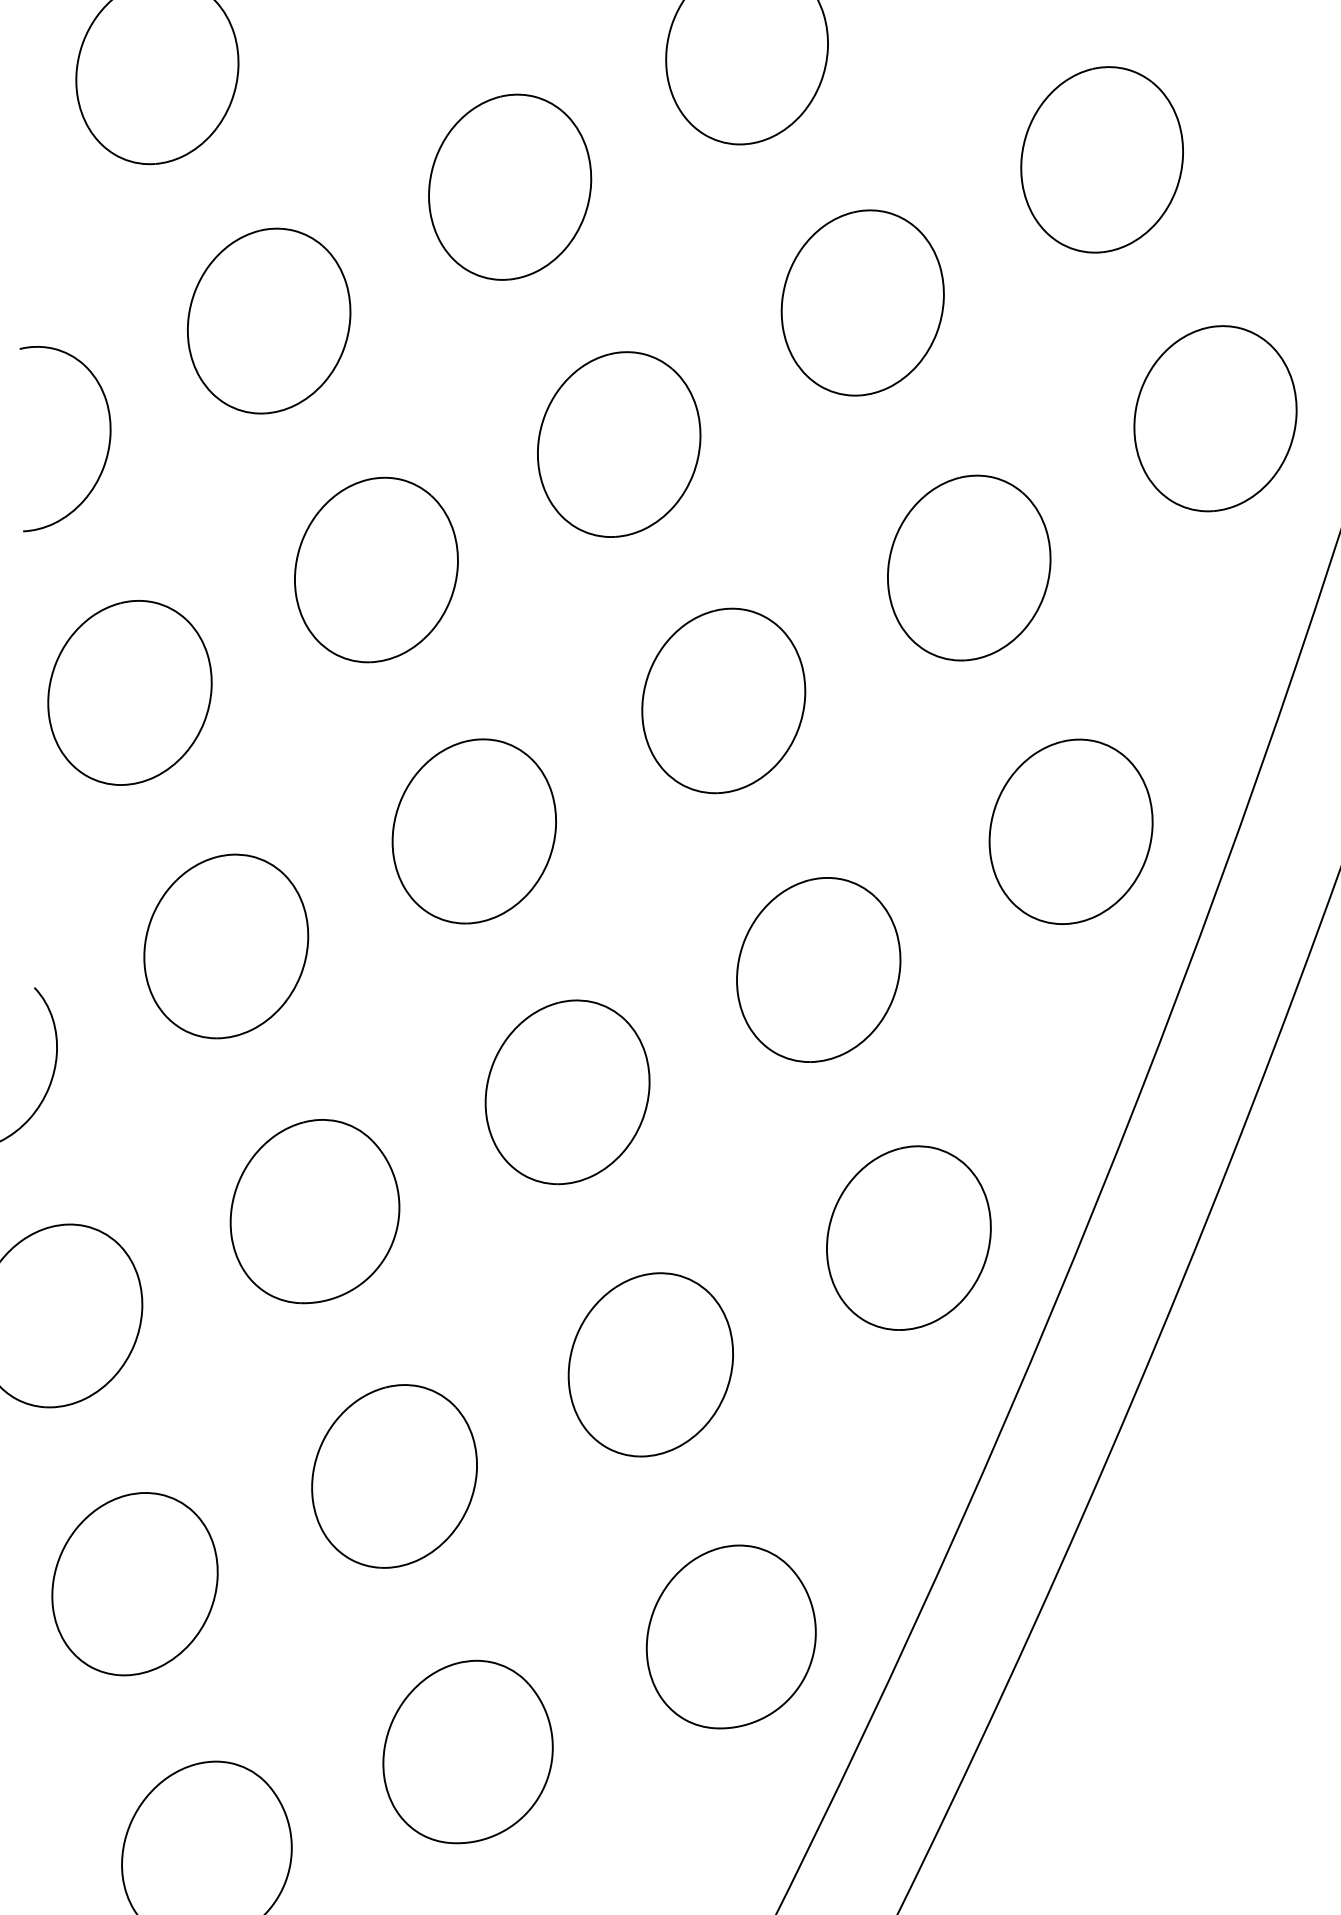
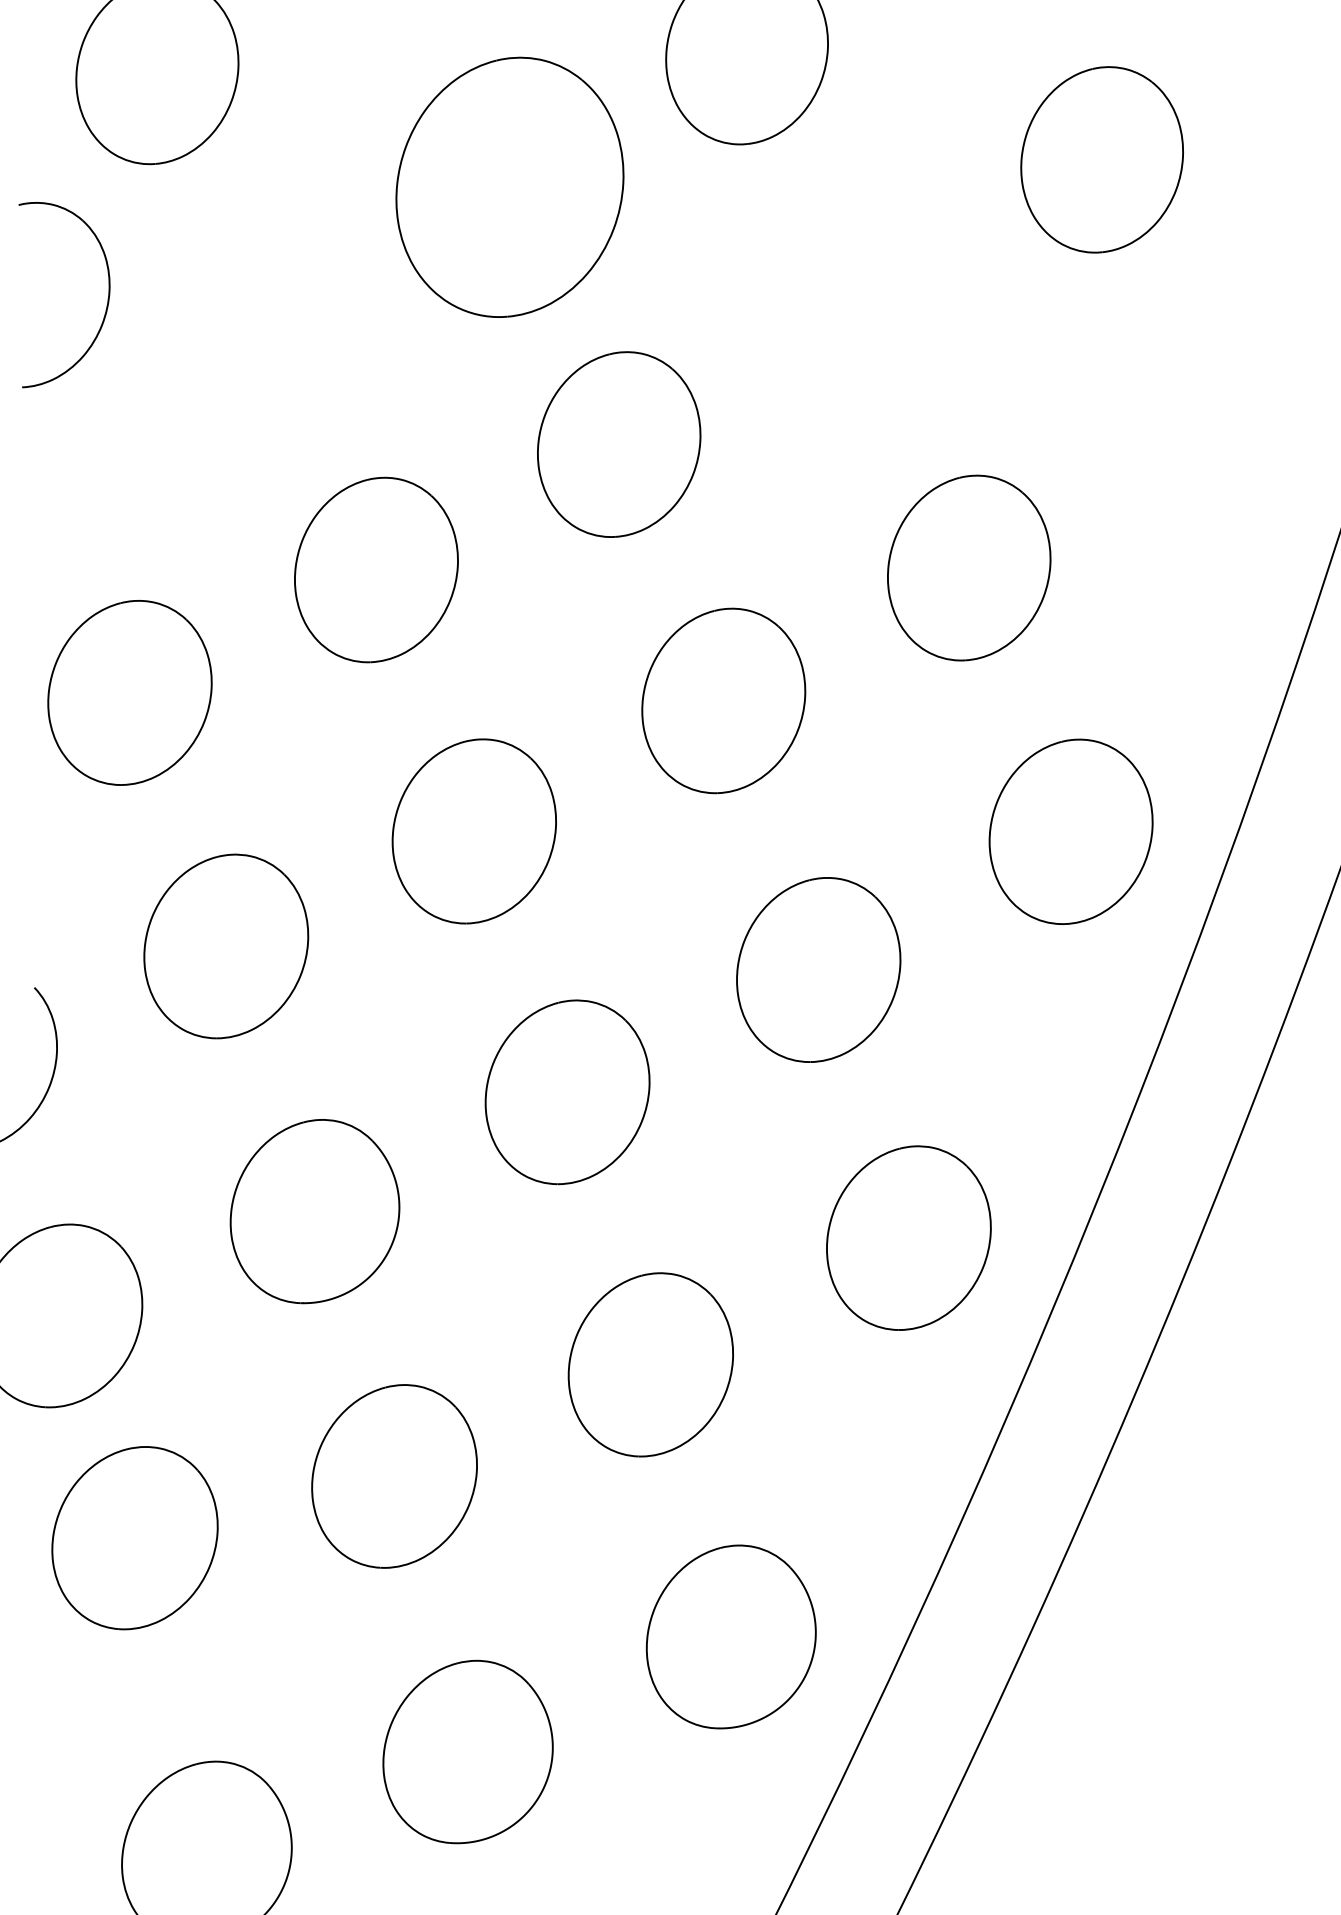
part size: 165x188 px -> 230x262 px (509, 186)
part: present -> none (862, 302)
part: present -> none (269, 320)
part: present -> none (1215, 418)
part position: (108, 442) -> (107, 298) (107, 298)
part position: (134, 1584) -> (134, 1538) (134, 1538)
